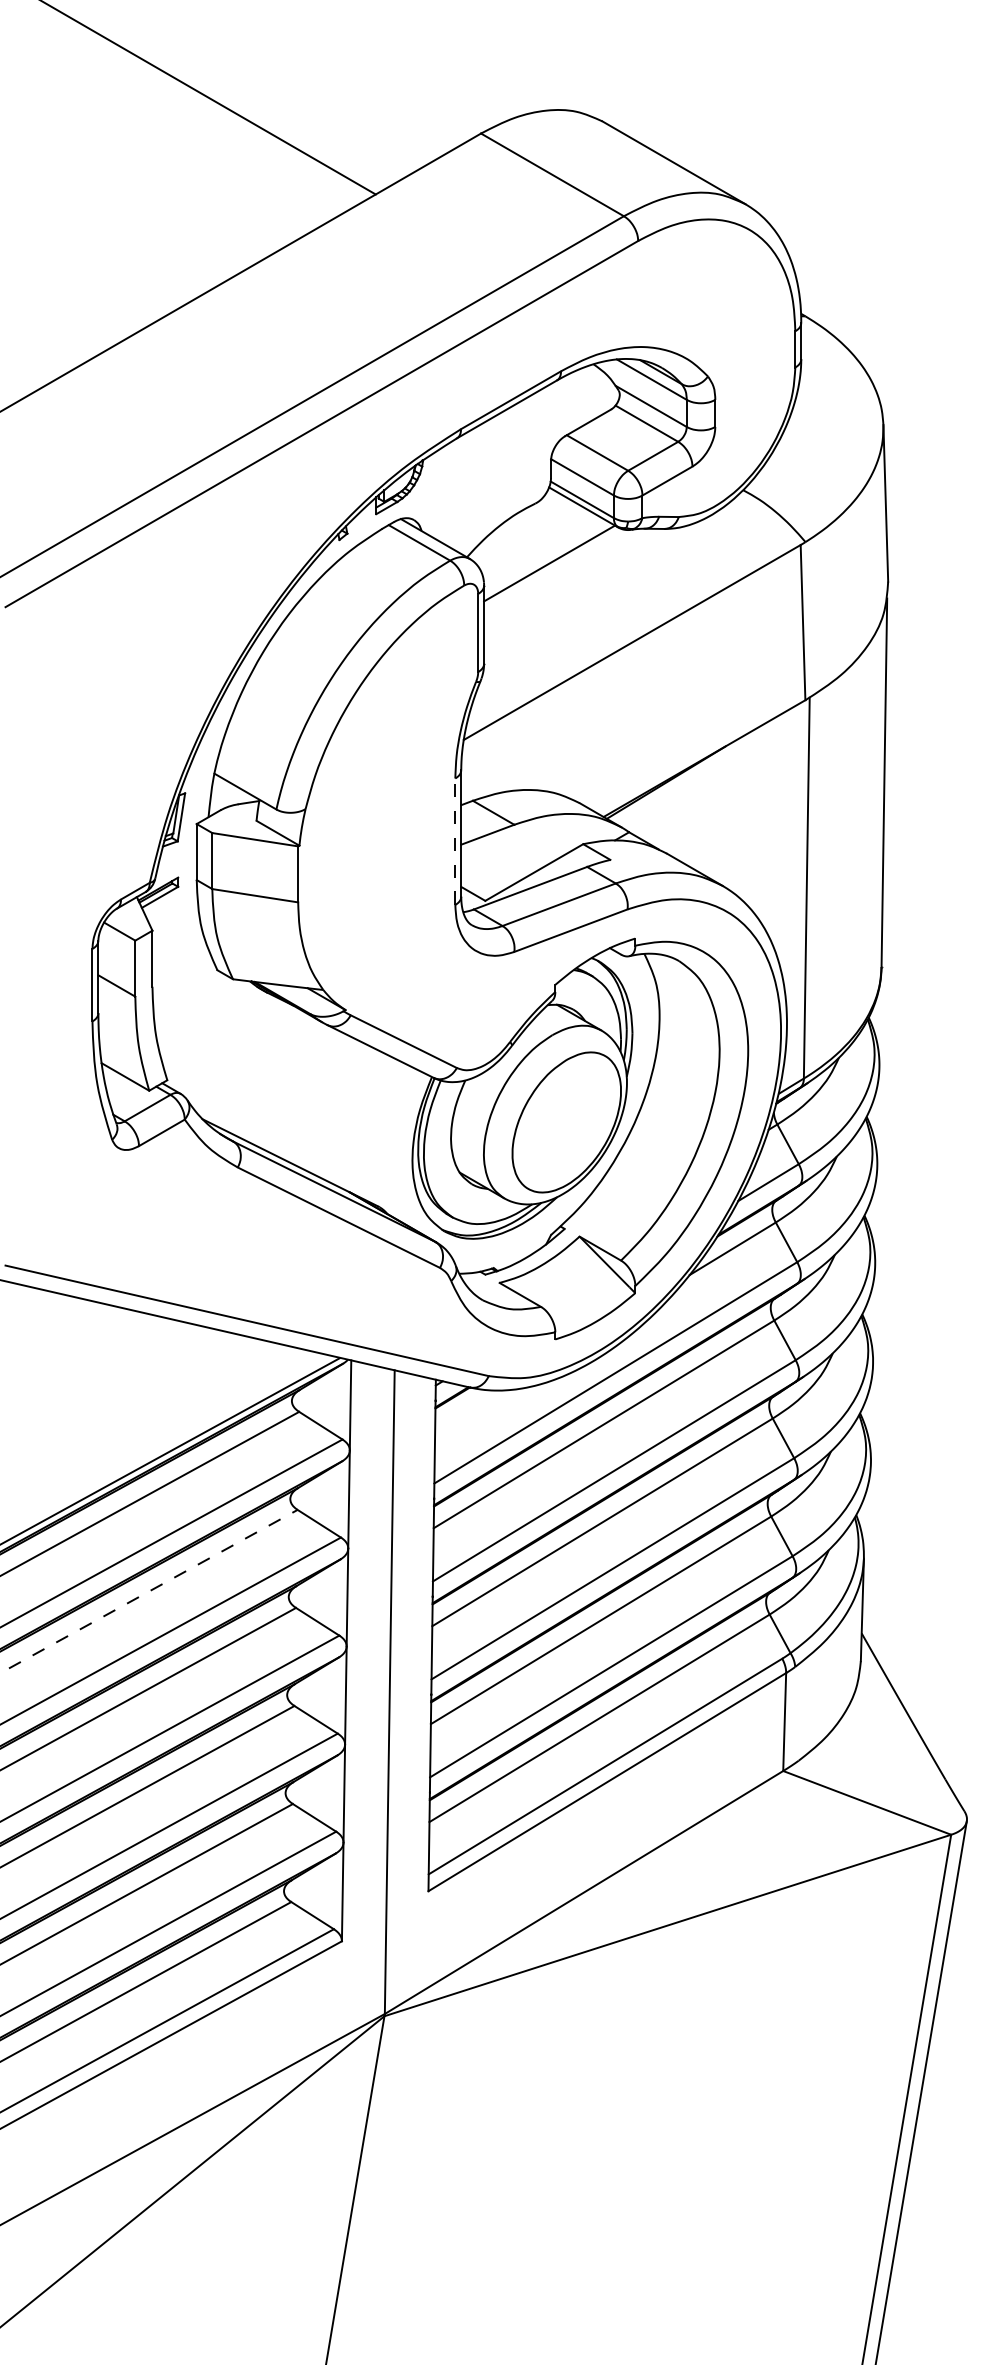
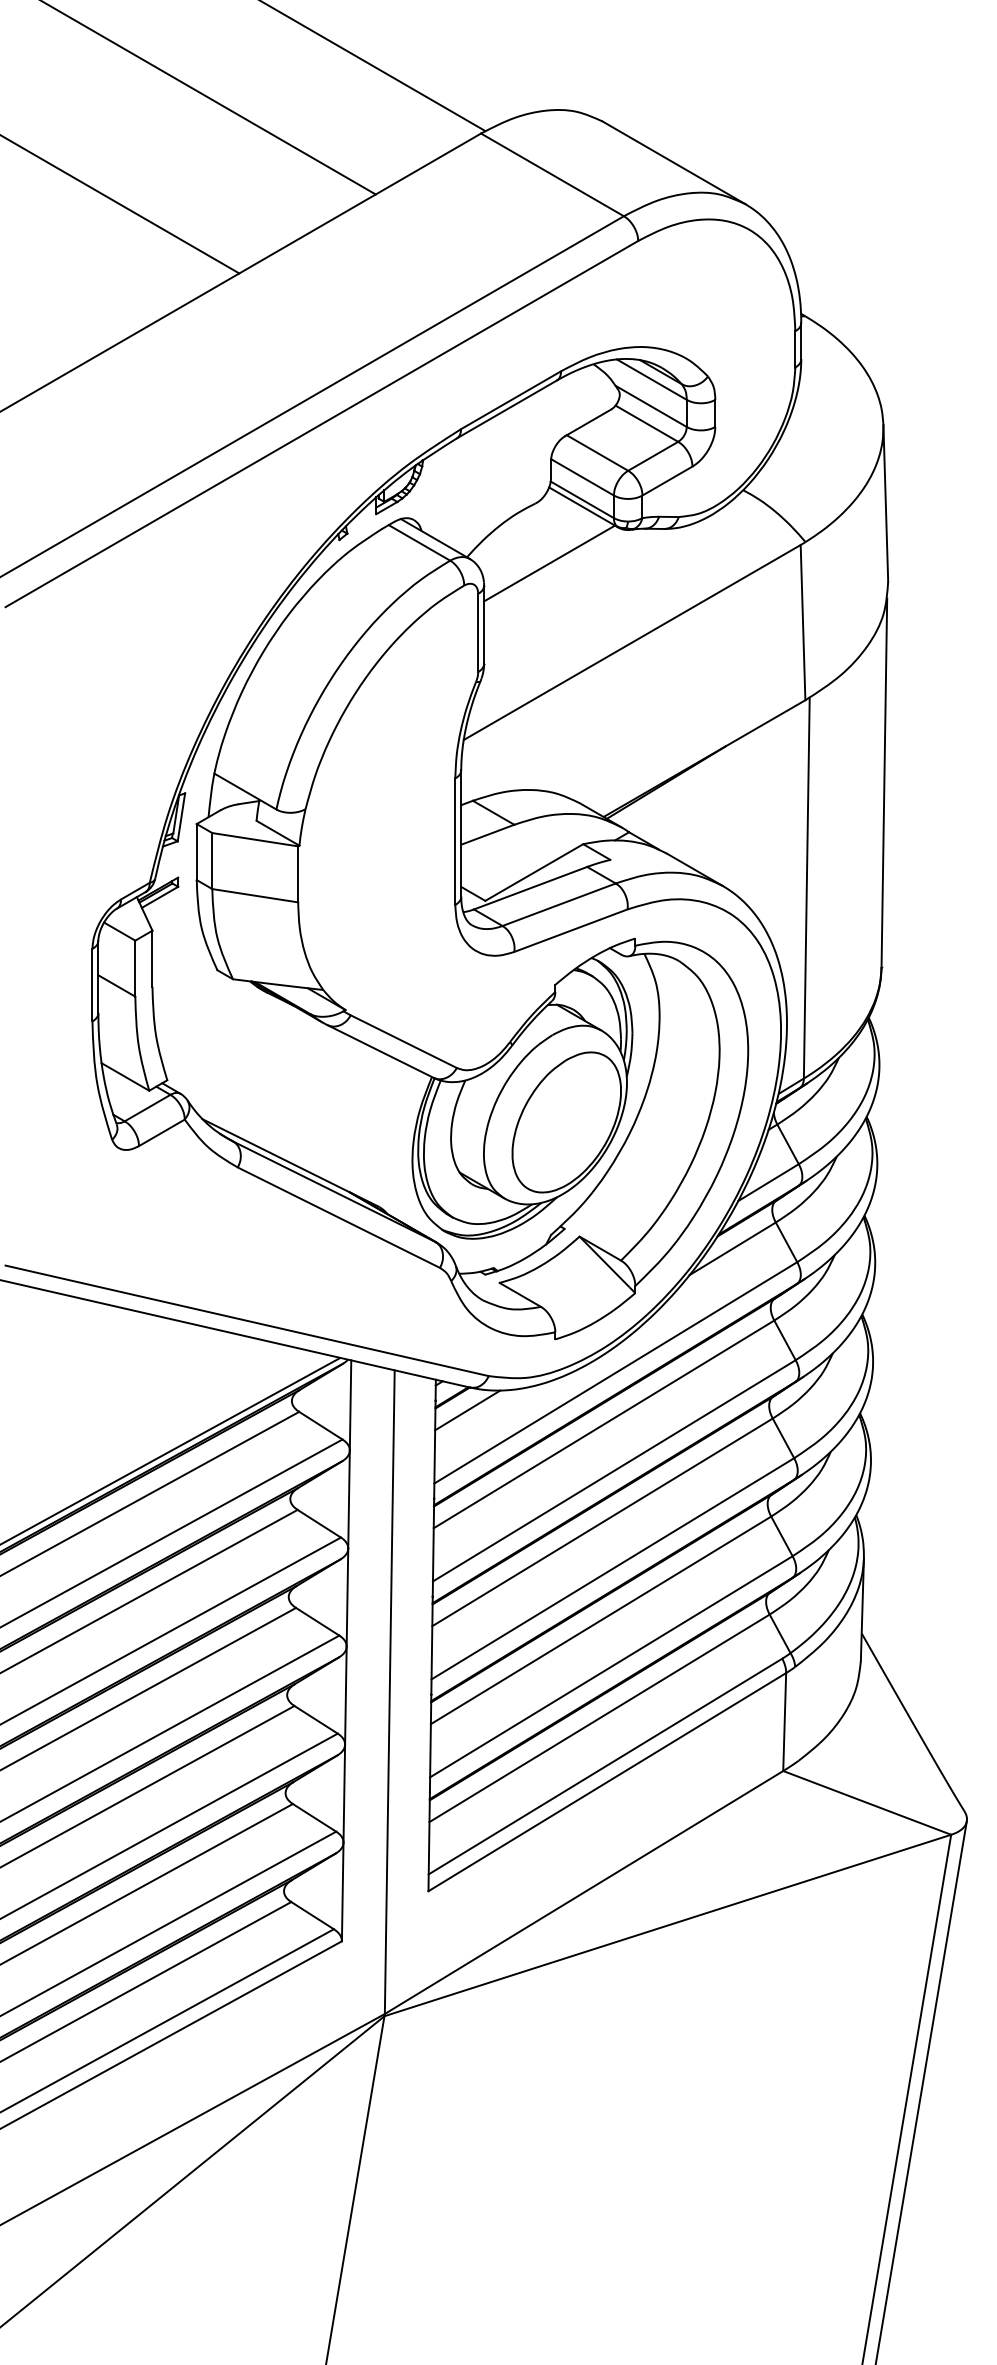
line: none -> present (373, 66)
line: none -> present (120, 204)
line: dashed -> solid (455, 841)
line: none -> present (467, 1410)
line: dashed -> solid (148, 1591)
